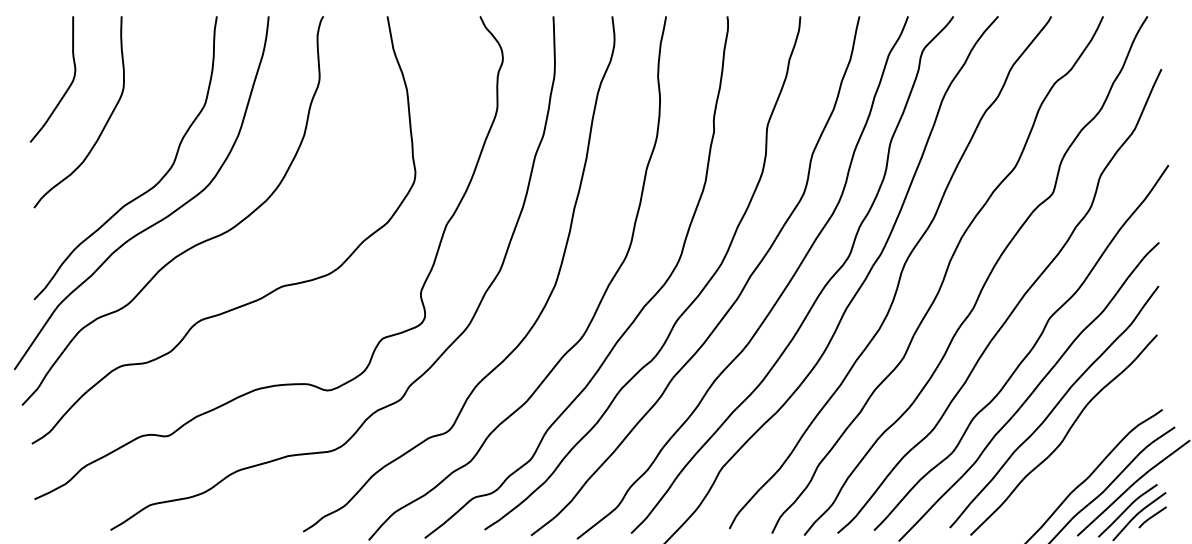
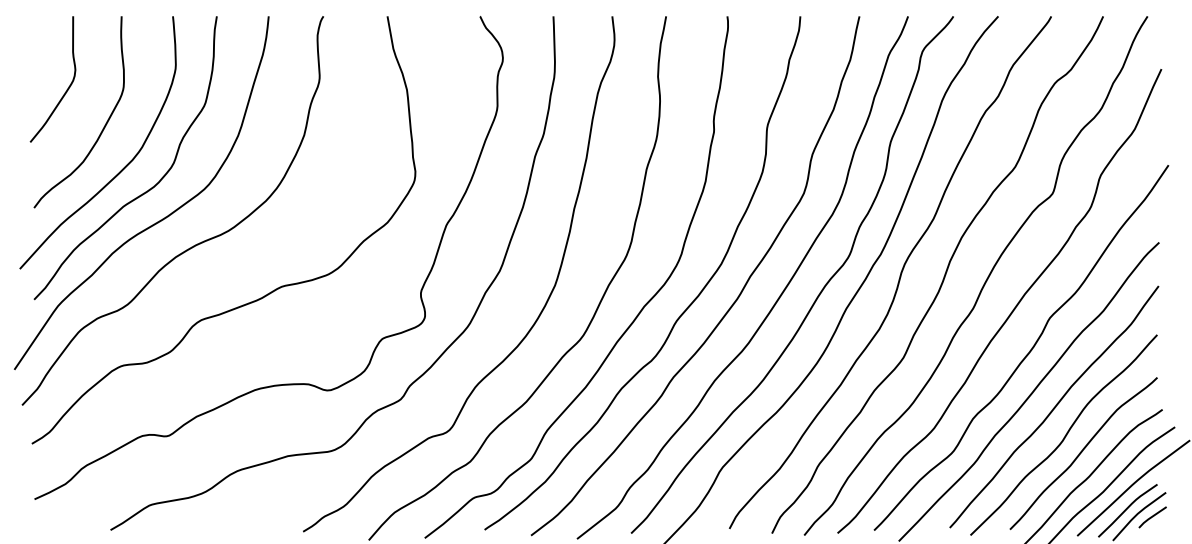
curve: none -> present (123, 167)
curve: none -> present (1082, 452)
